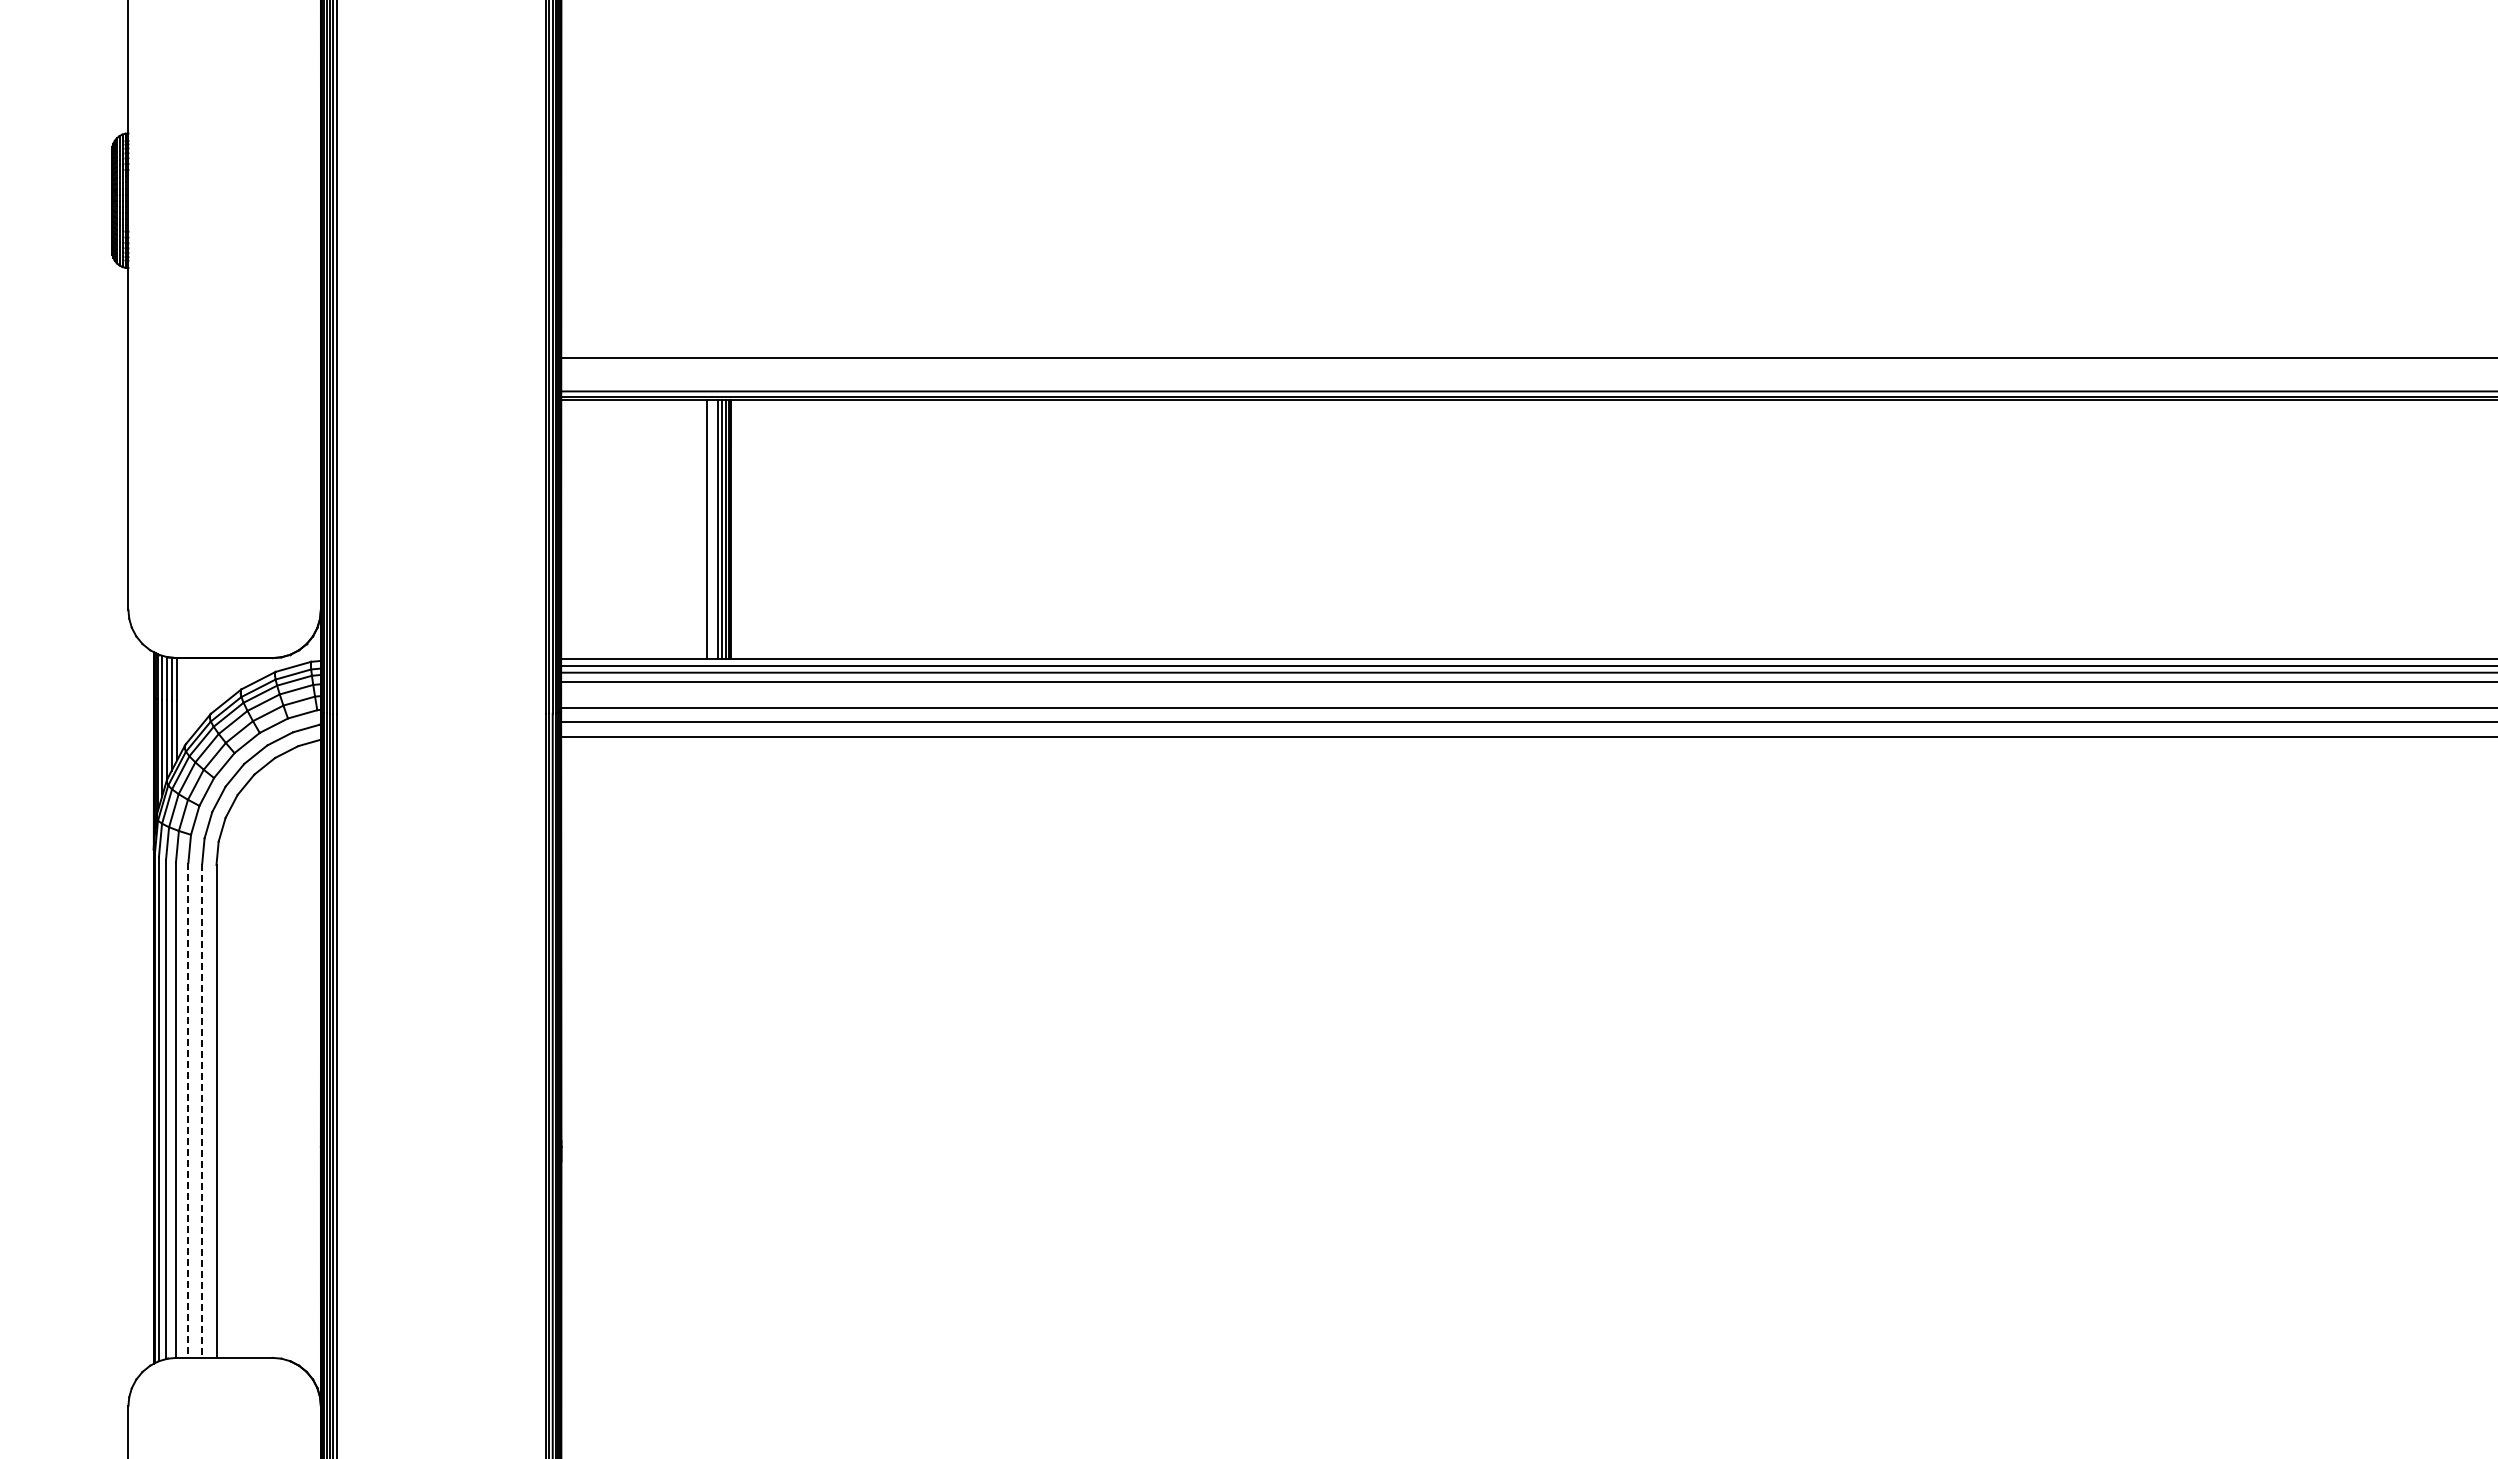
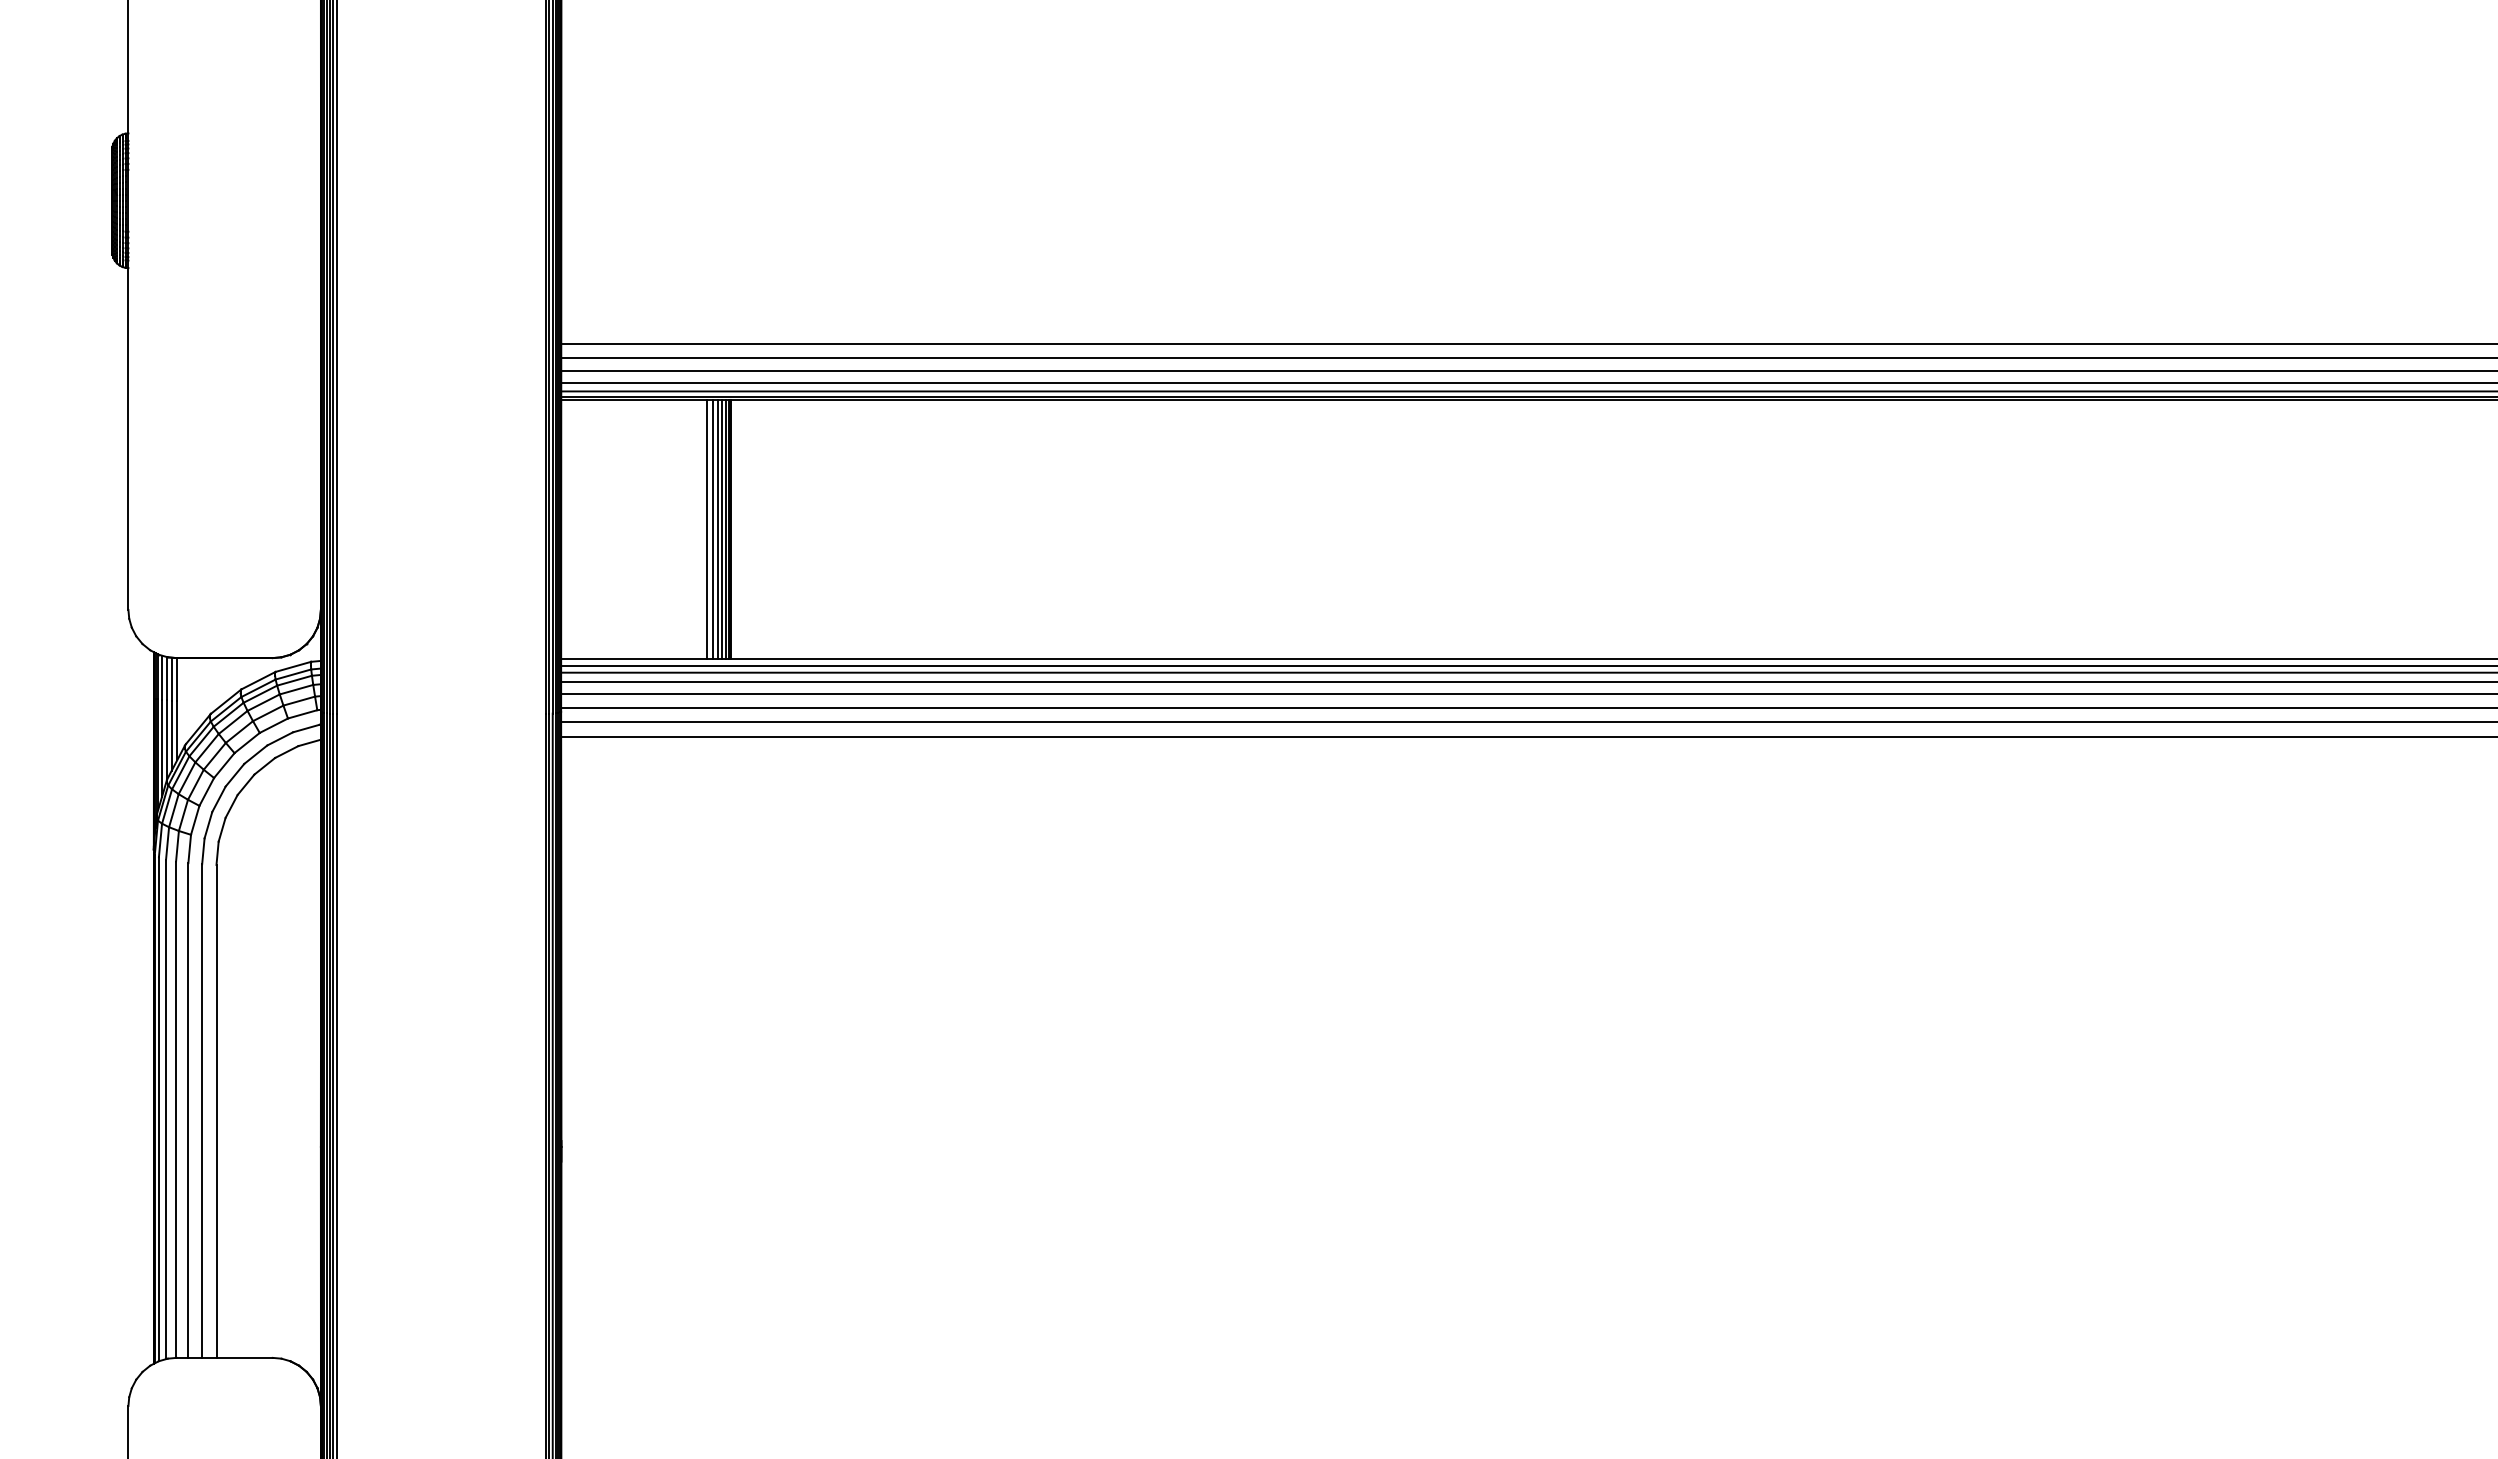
line: none -> present (1527, 344)
line: none -> present (1527, 371)
line: none -> present (1527, 382)
line: none -> present (712, 528)
line: none -> present (1527, 693)
line: dashed -> solid (188, 1111)
line: dashed -> solid (202, 1111)
